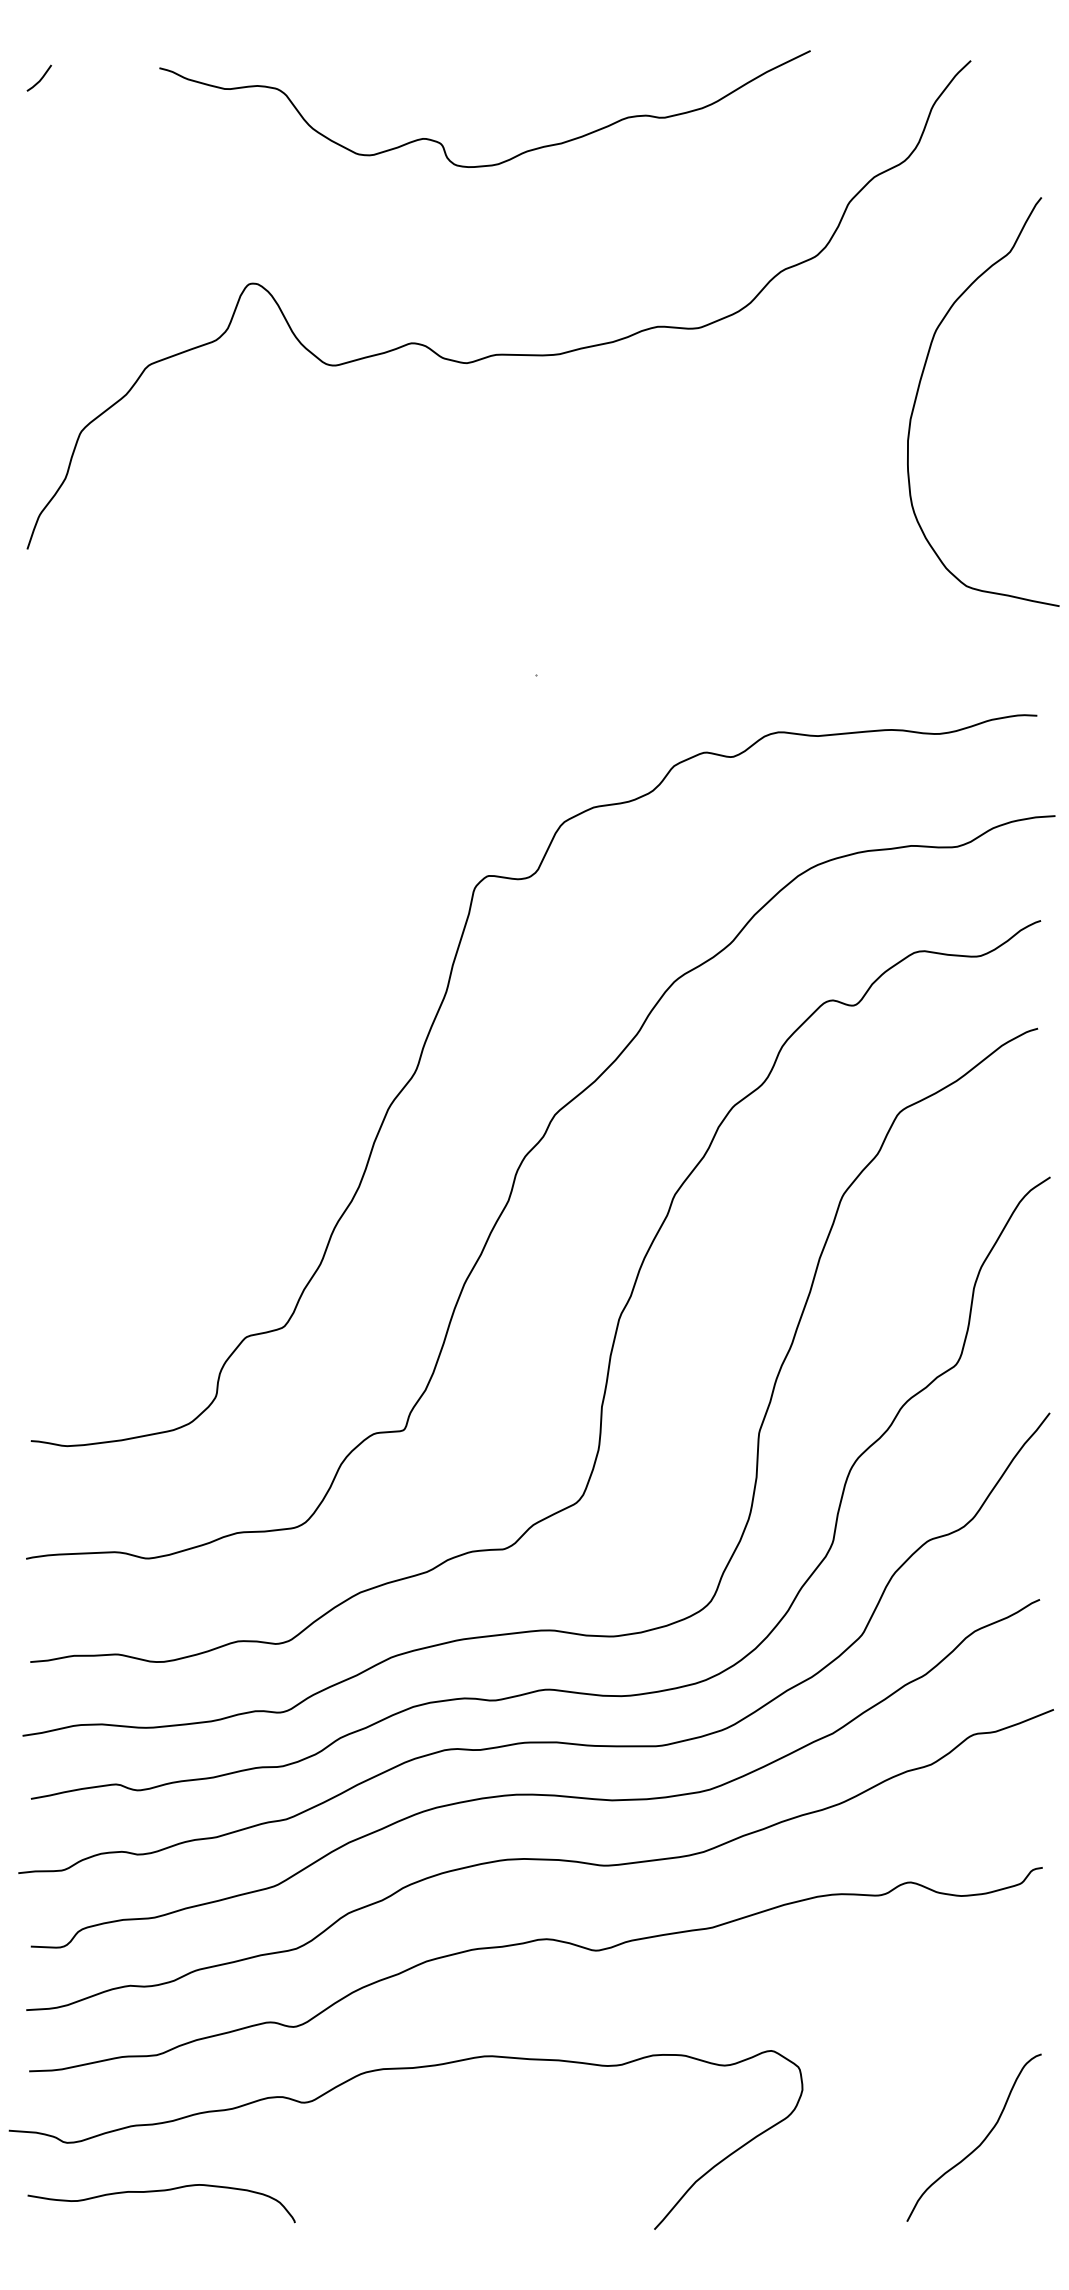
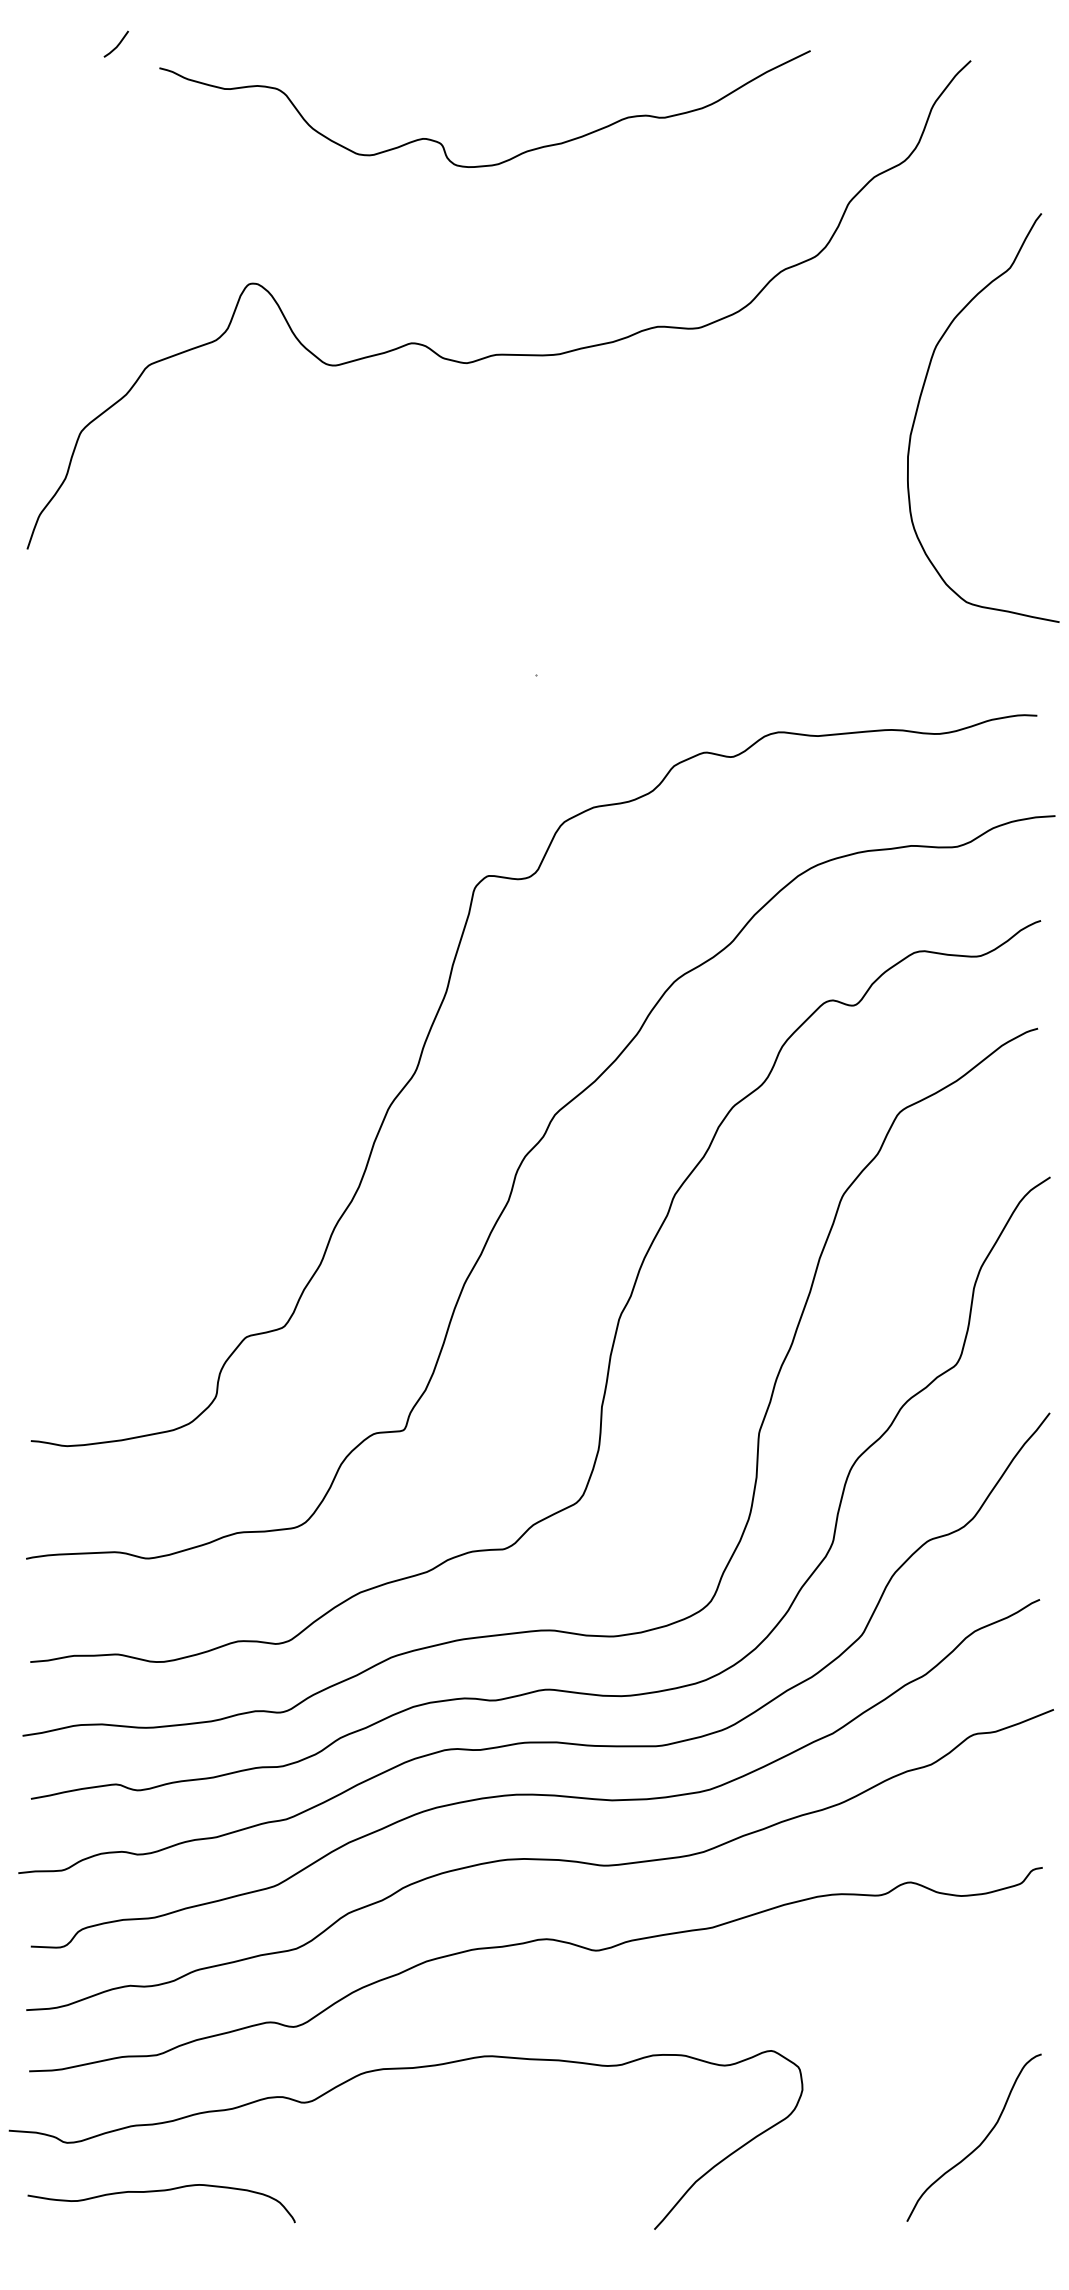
line position: (40, 78) -> (117, 44) (117, 44)
curve position: (920, 384) -> (920, 400) (920, 400)
